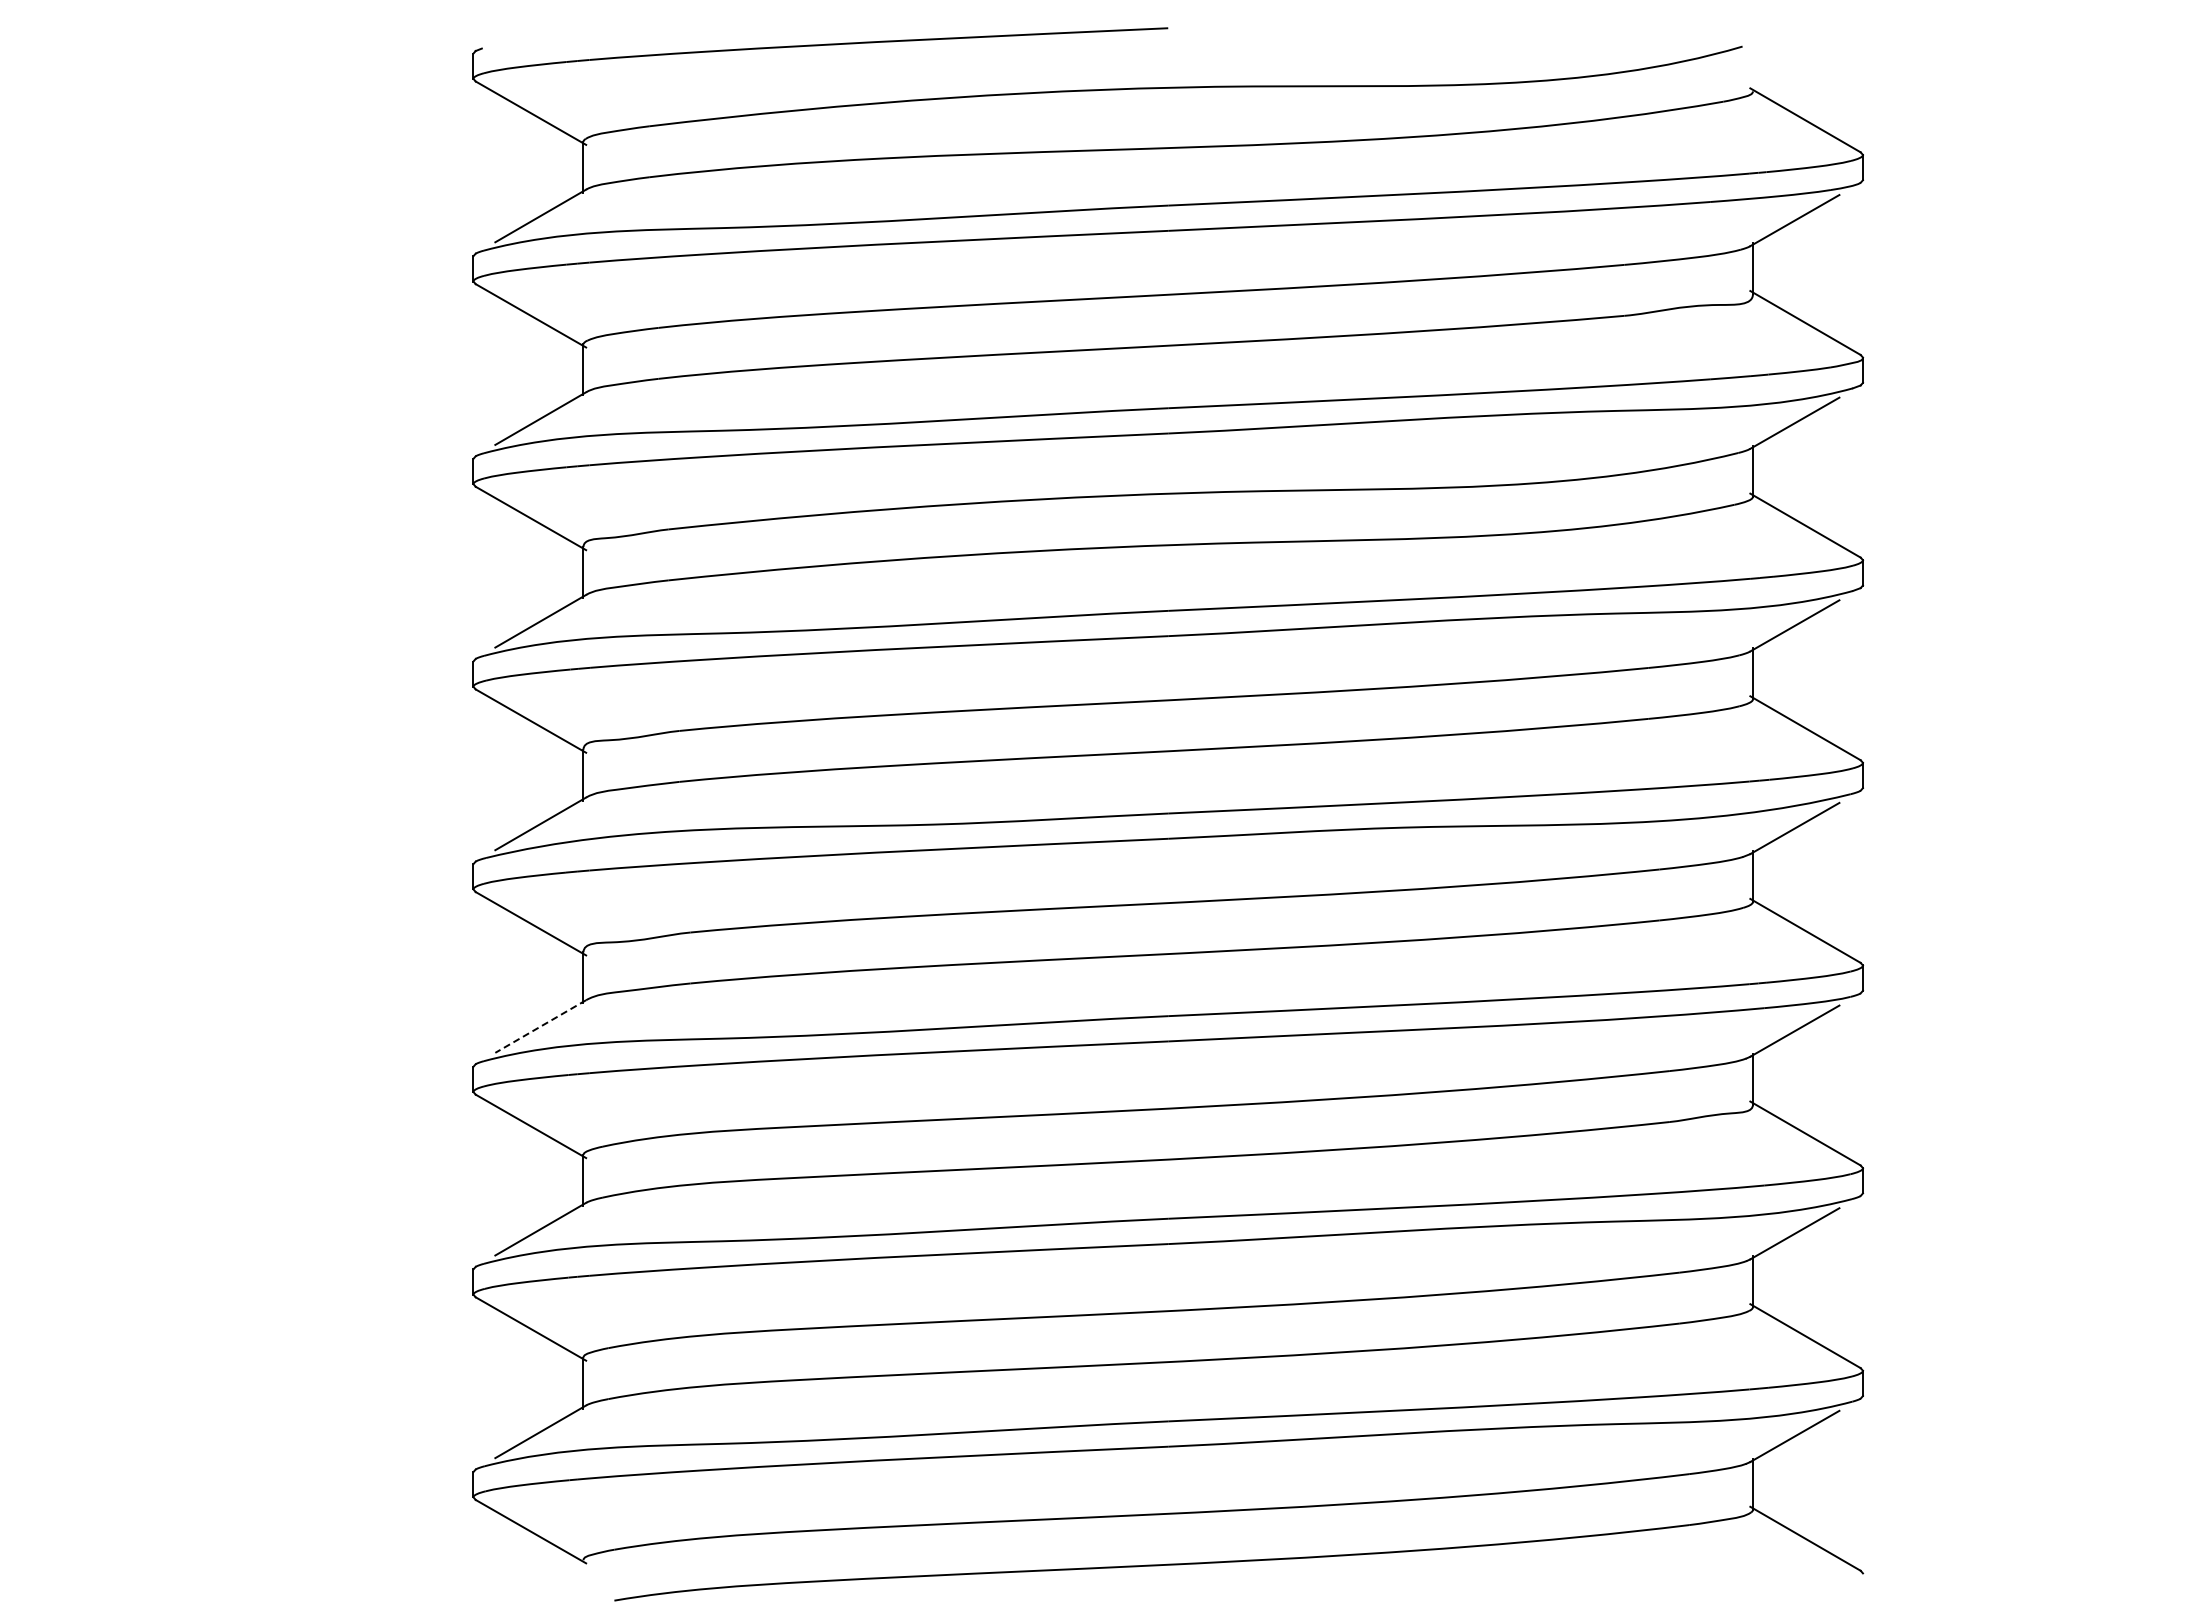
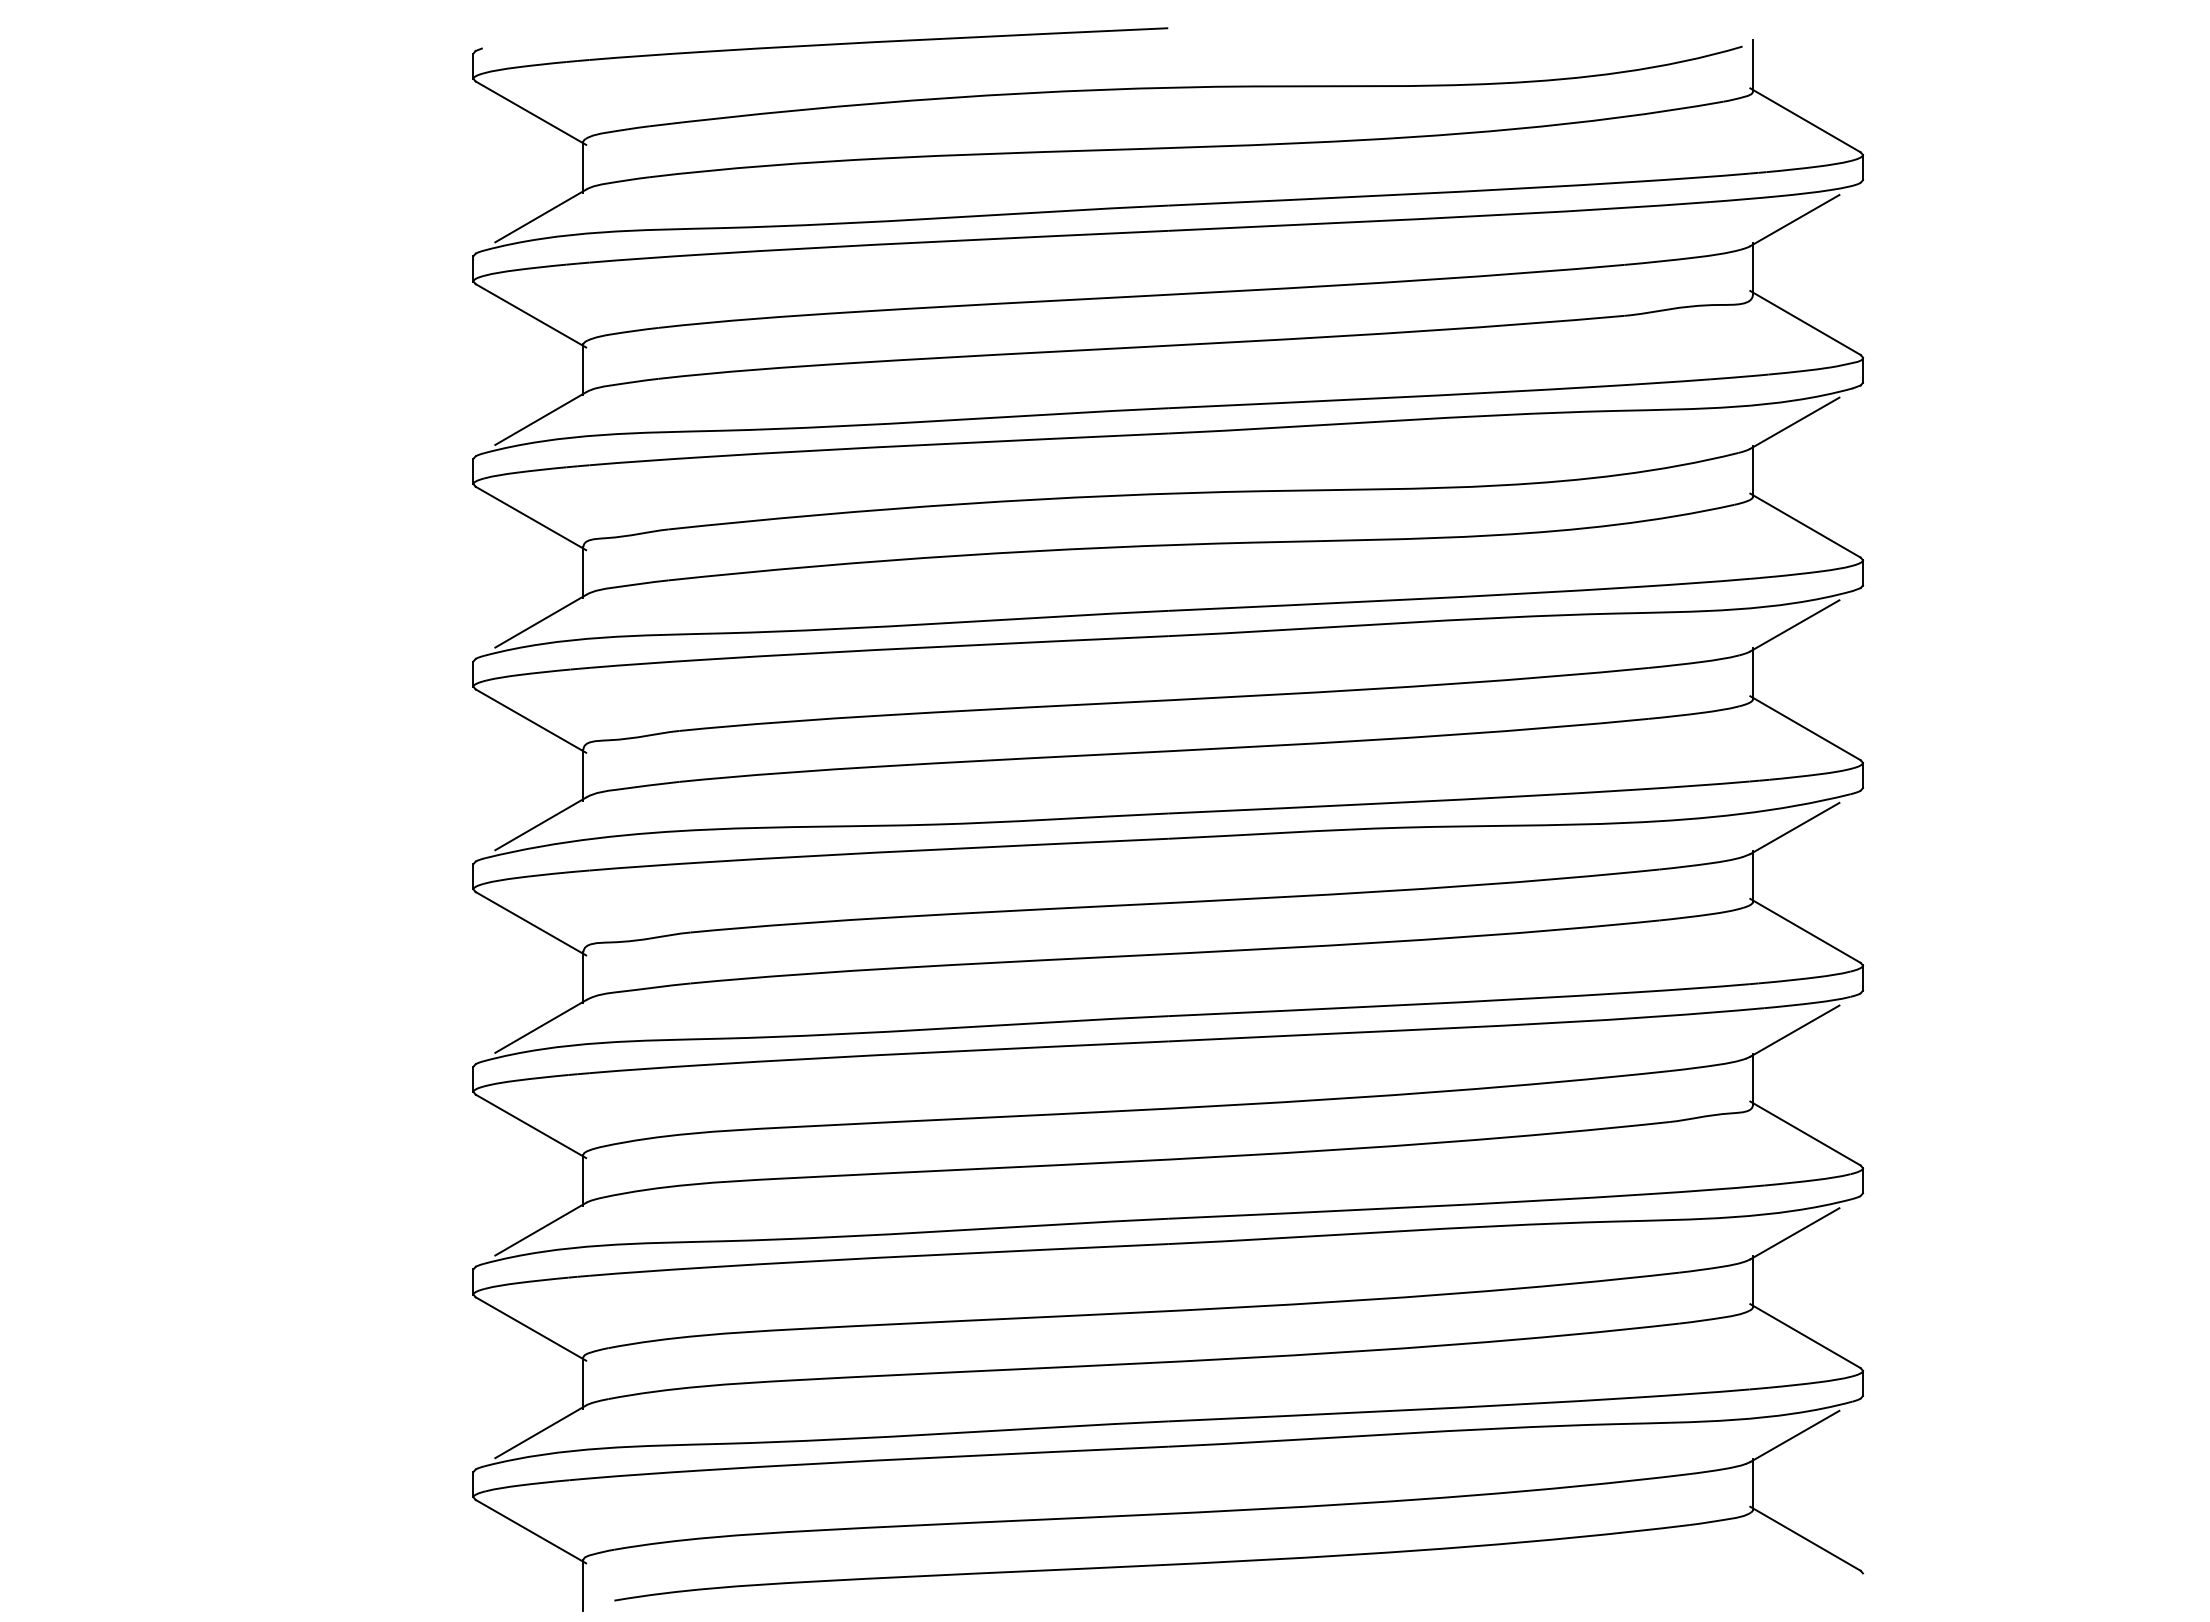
line: none -> present (1752, 65)
line: dashed -> solid (540, 1026)
line: none -> present (583, 1585)
